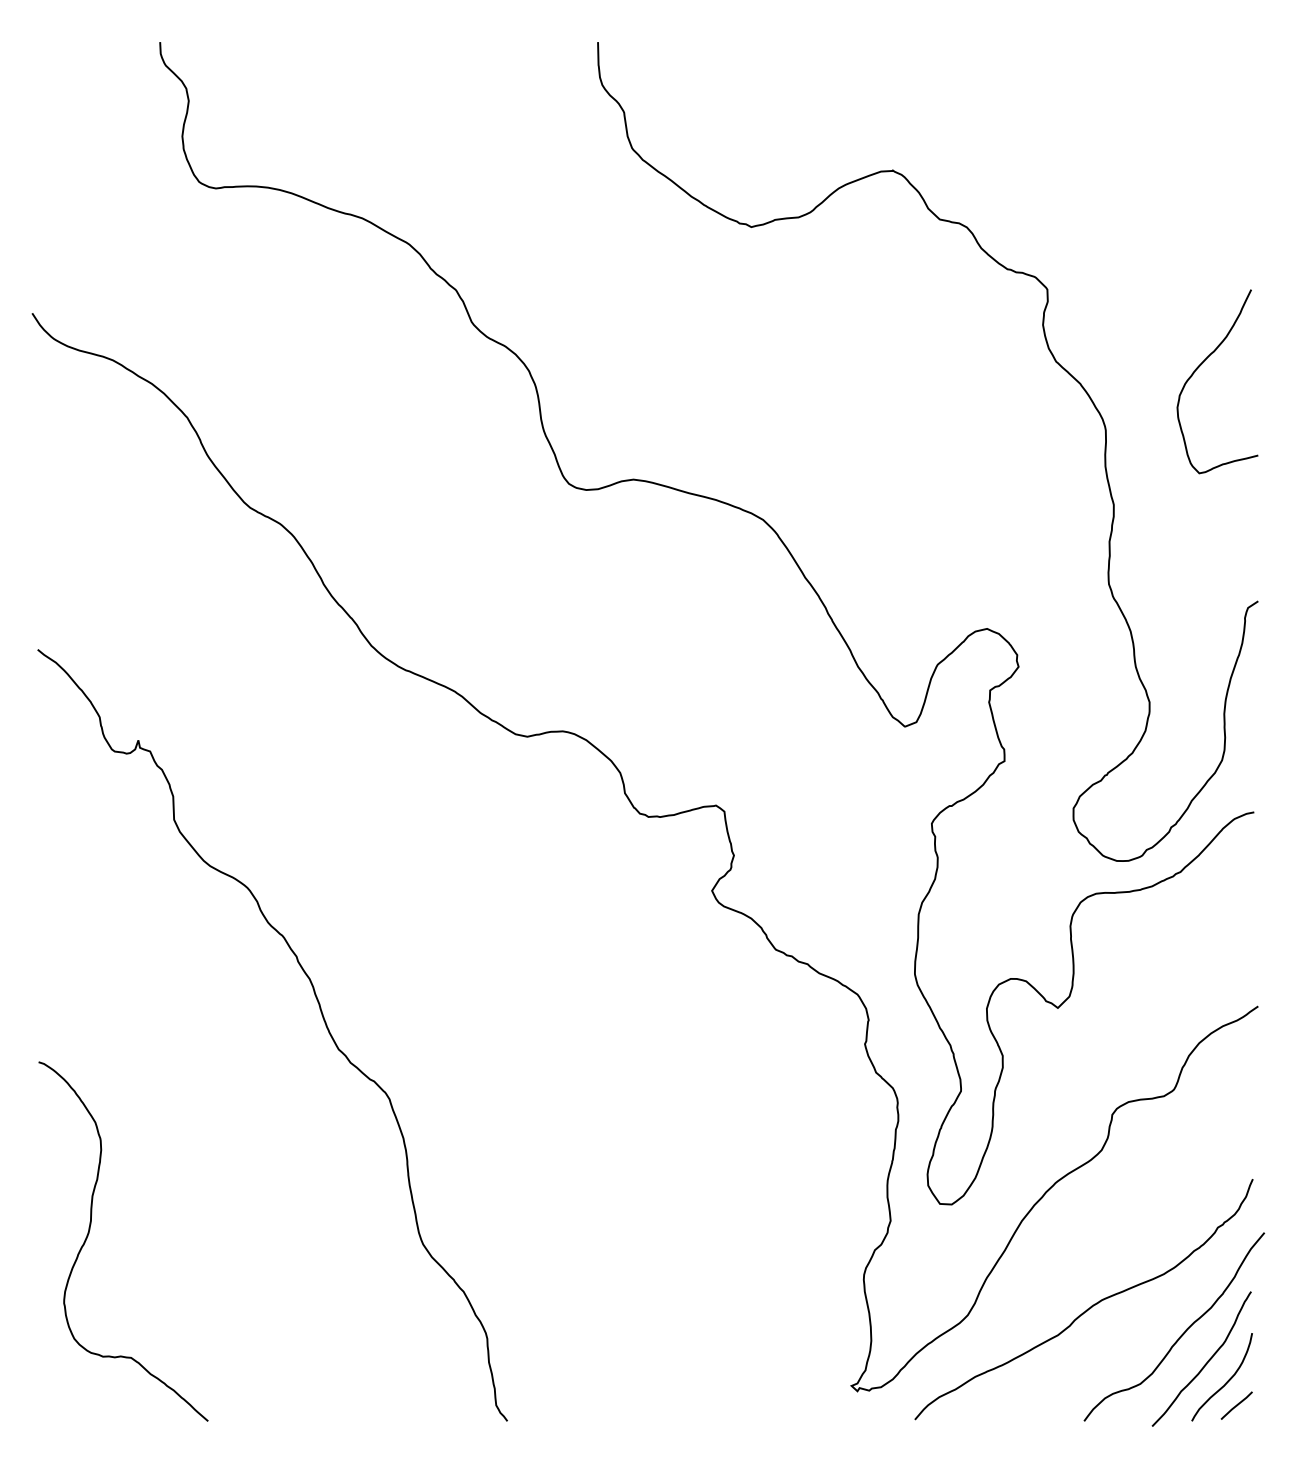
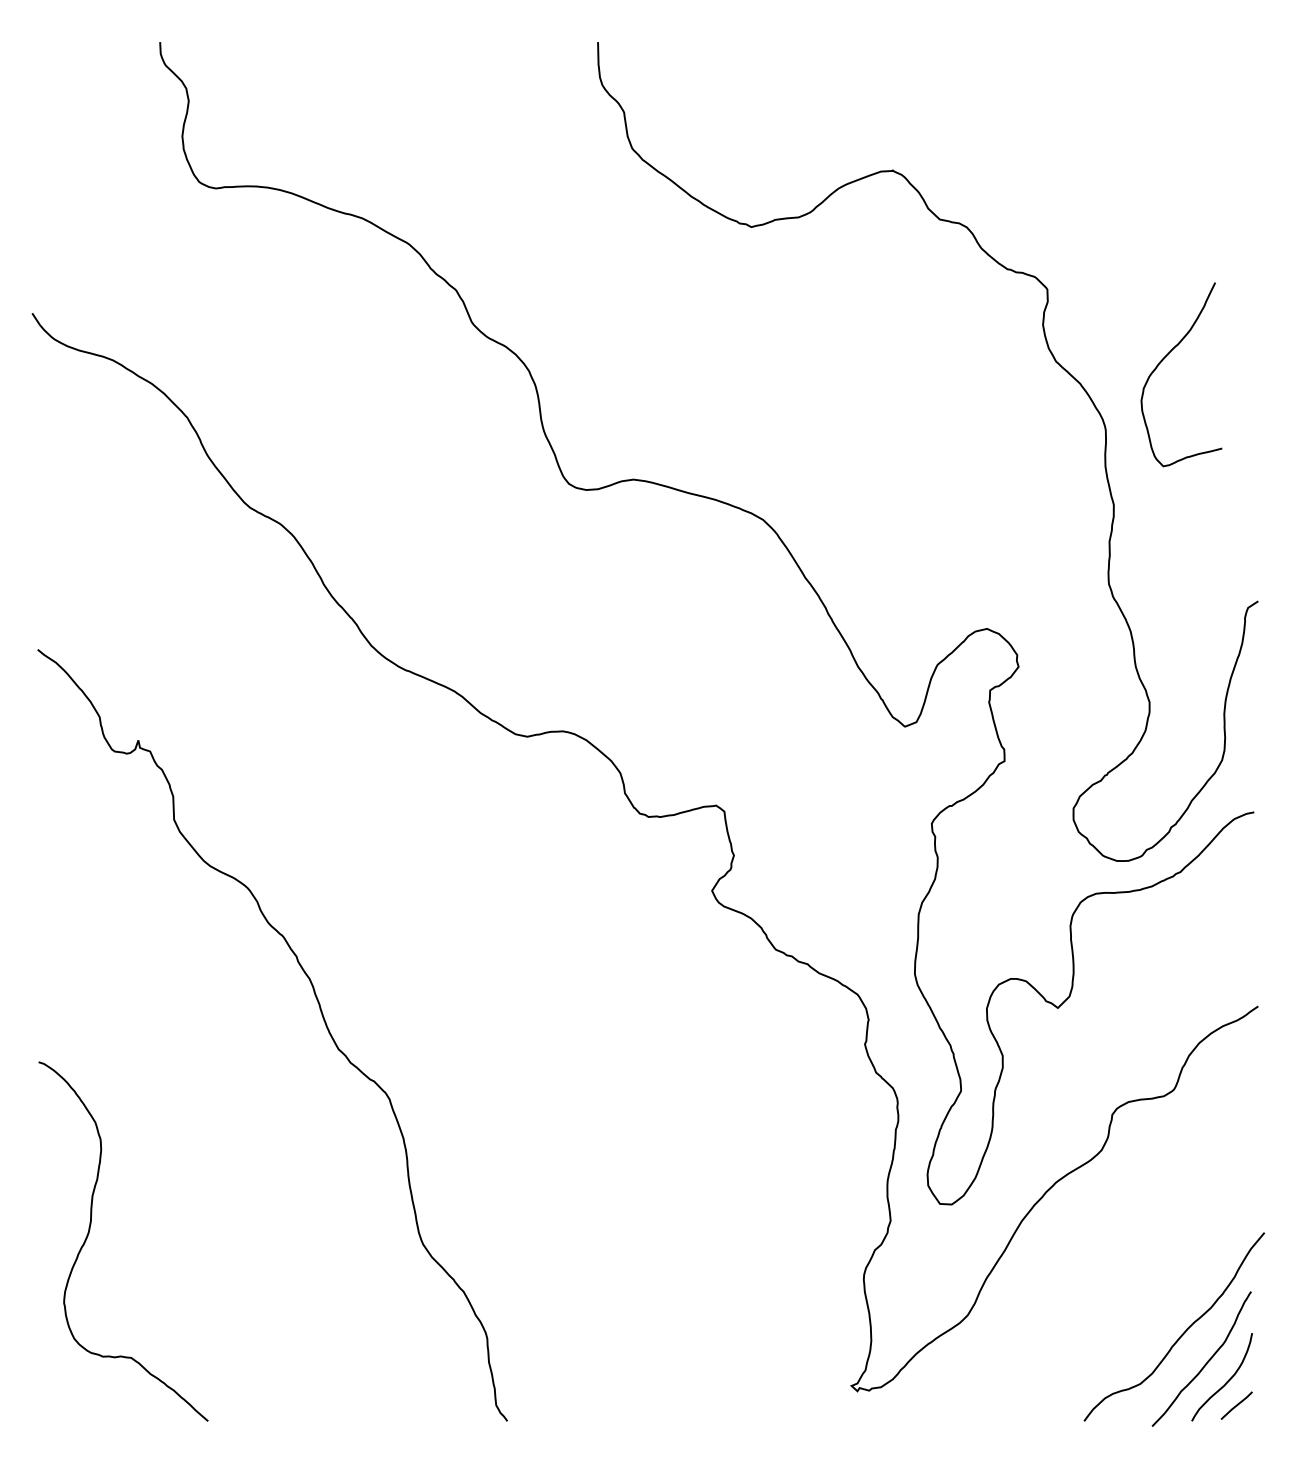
curve position: (1201, 365) -> (1165, 358) (1165, 358)
curve: present -> none (1087, 1308)
